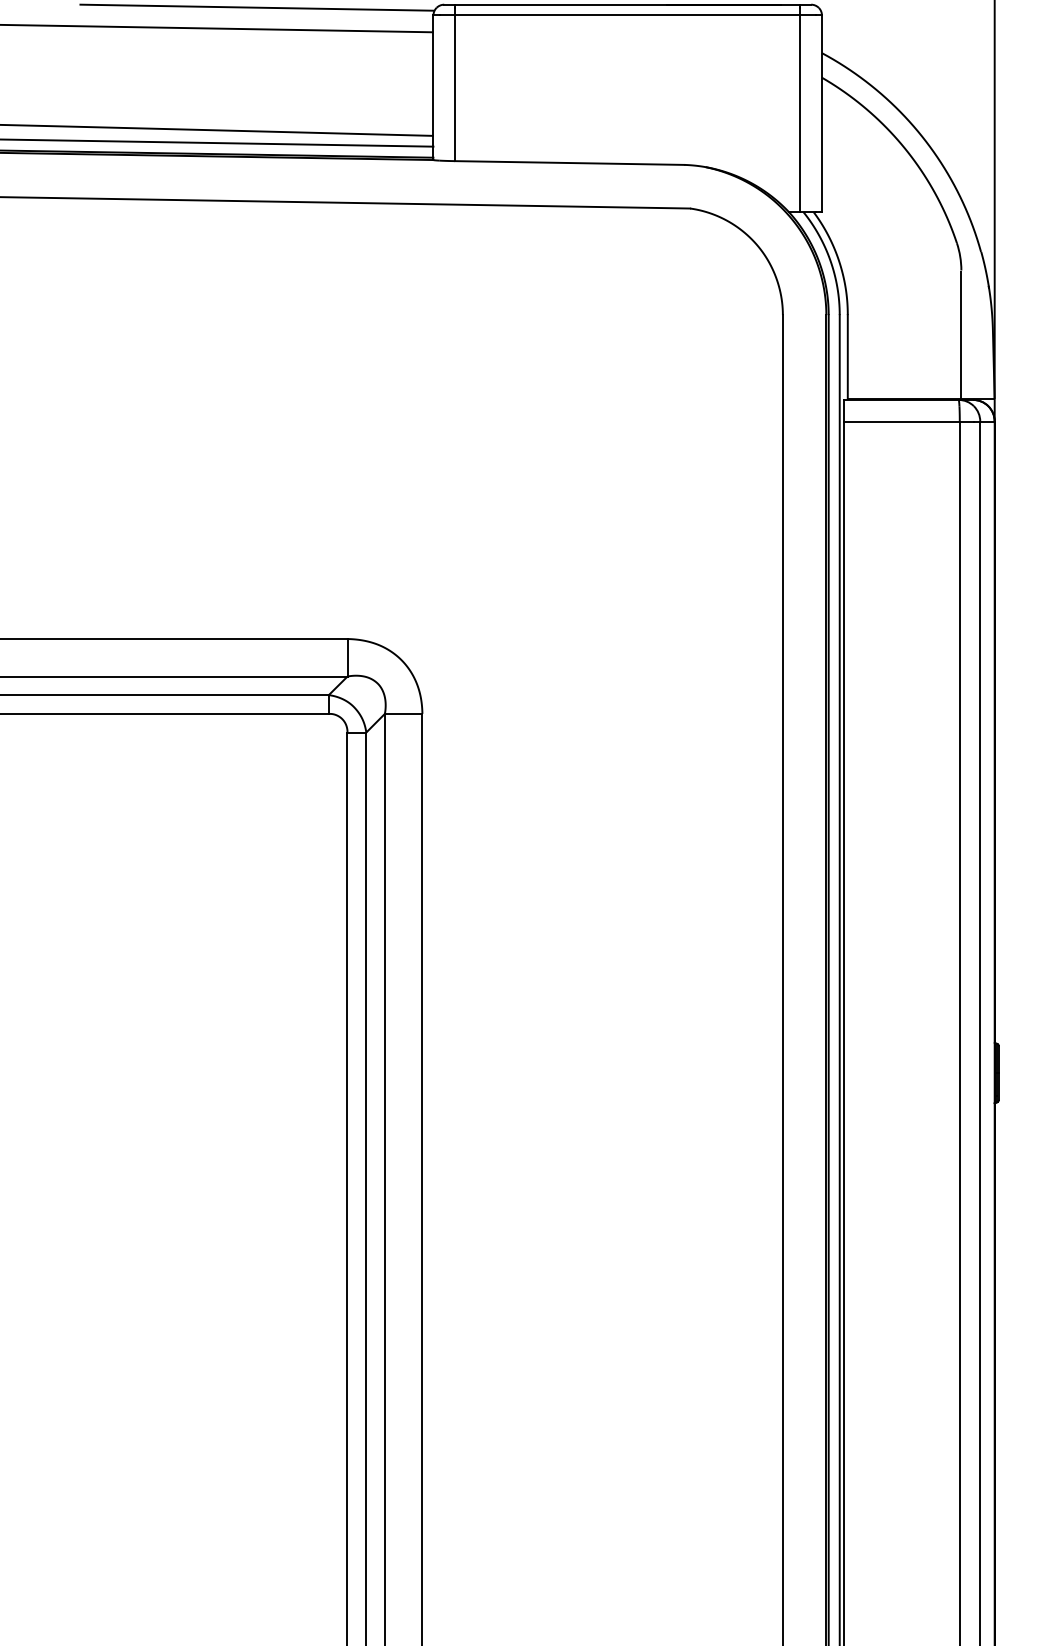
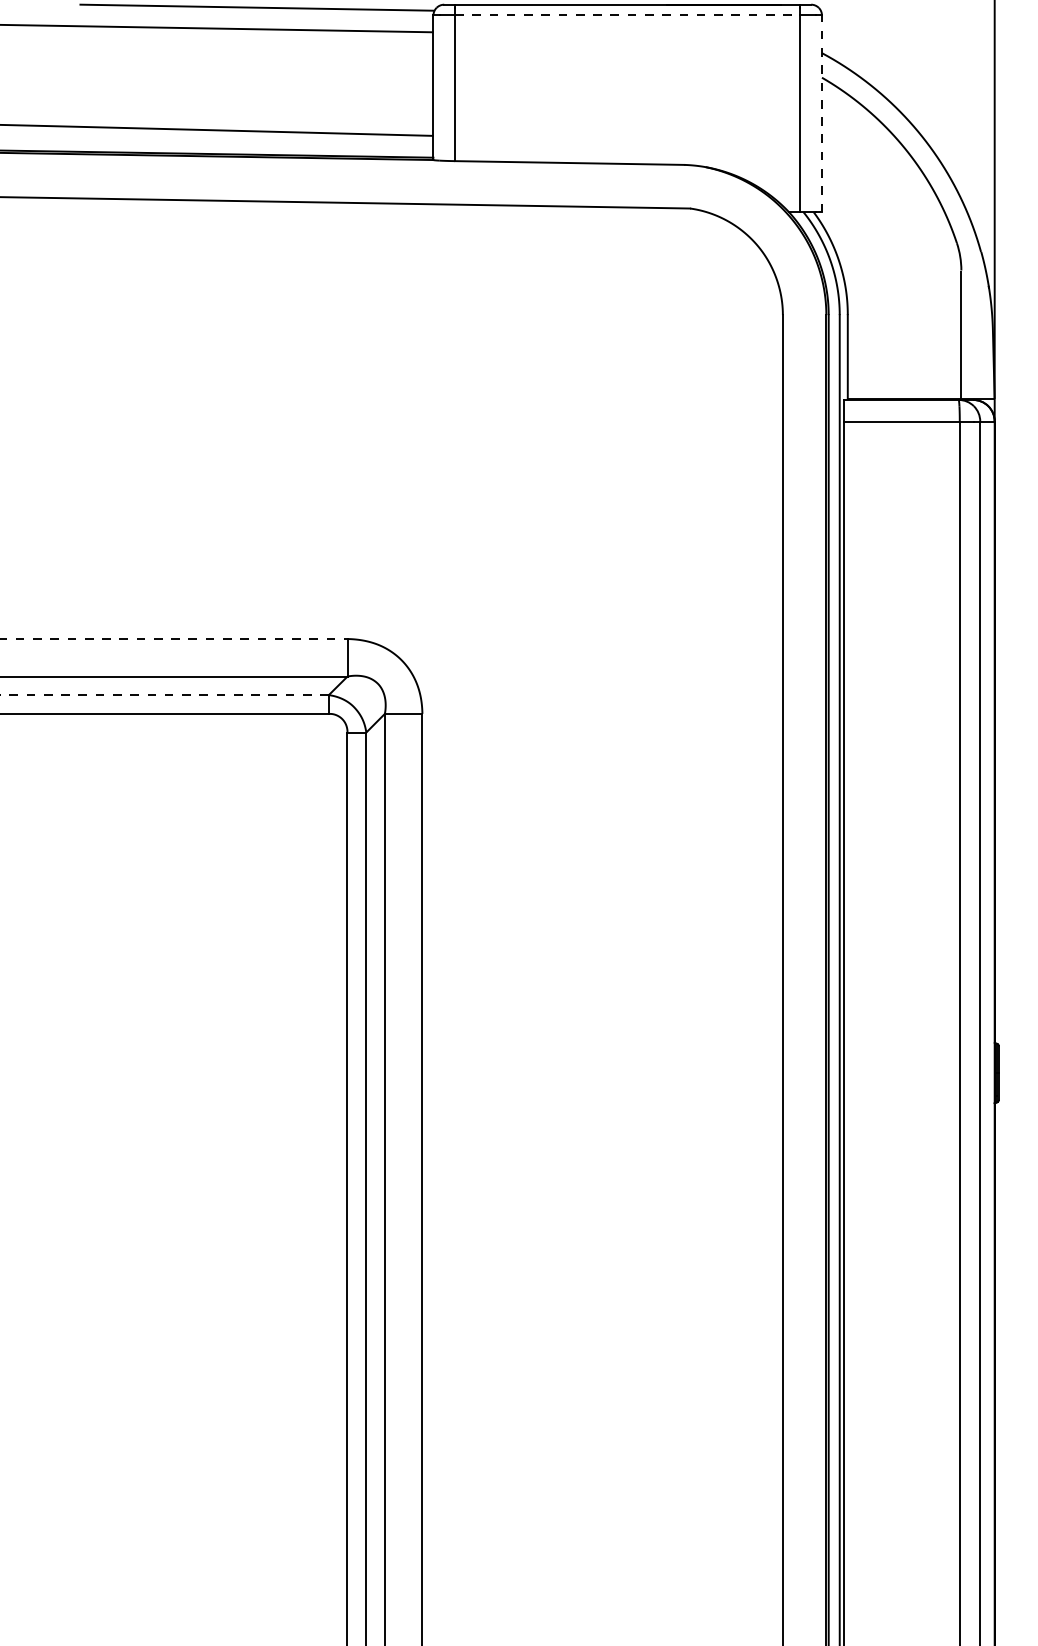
line: solid -> dashed (627, 15)
line: solid -> dashed (821, 113)
line: present -> none (217, 142)
line: solid -> dashed (174, 639)
line: solid -> dashed (164, 695)
